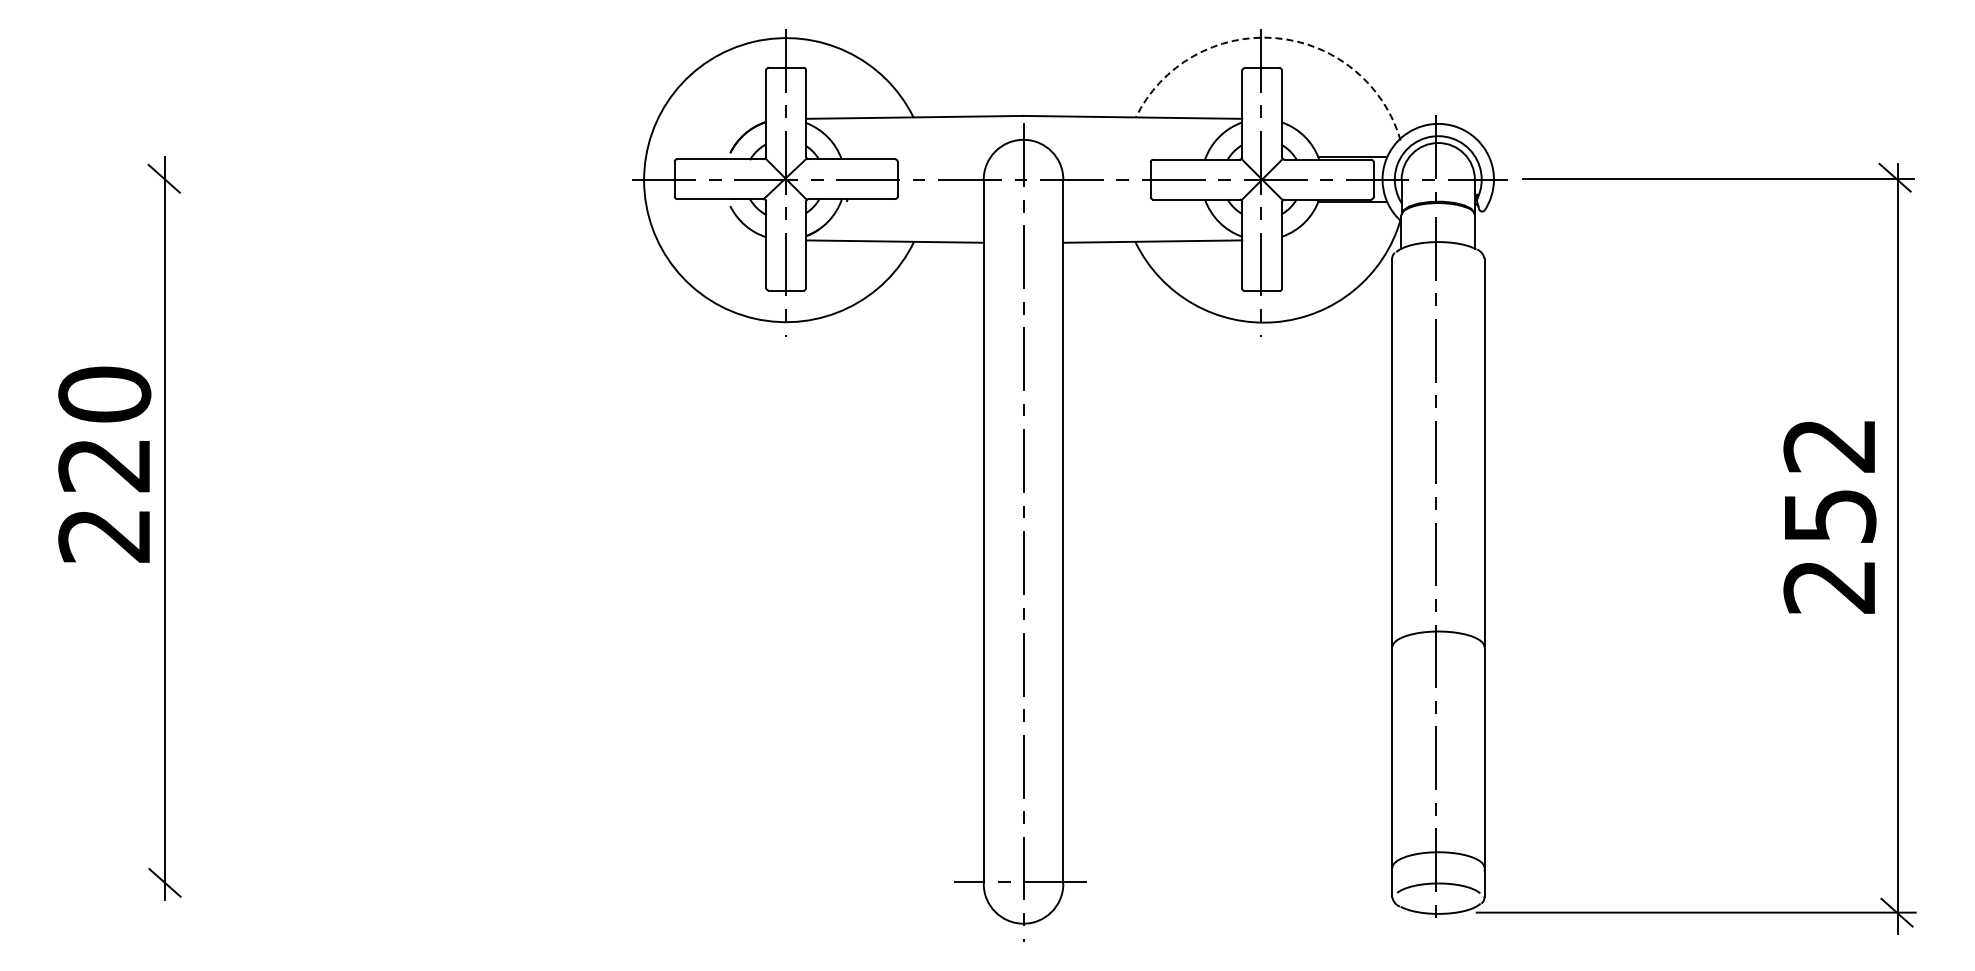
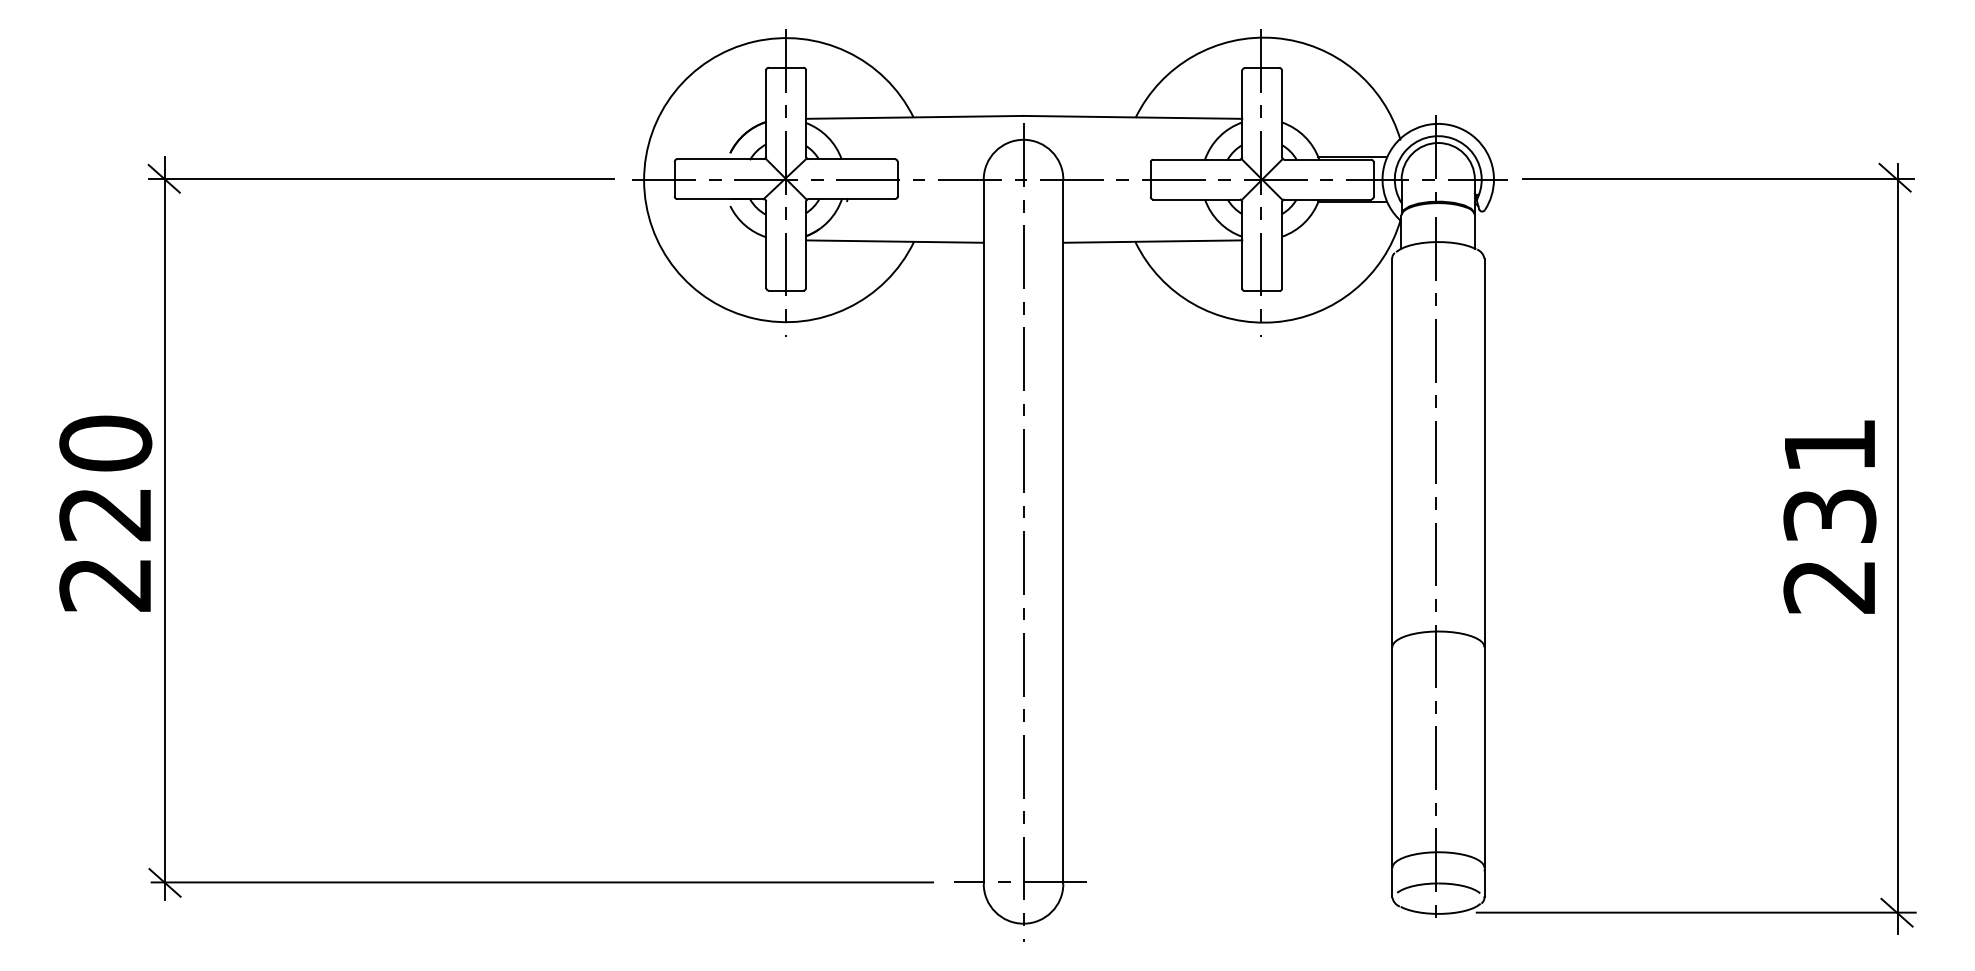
arc: dashed -> solid (1275, 38)
line: none -> present (381, 179)
text position: (104, 464) -> (105, 513) (105, 513)
text: 252 -> 231 (1829, 481)
line: none -> present (542, 882)
